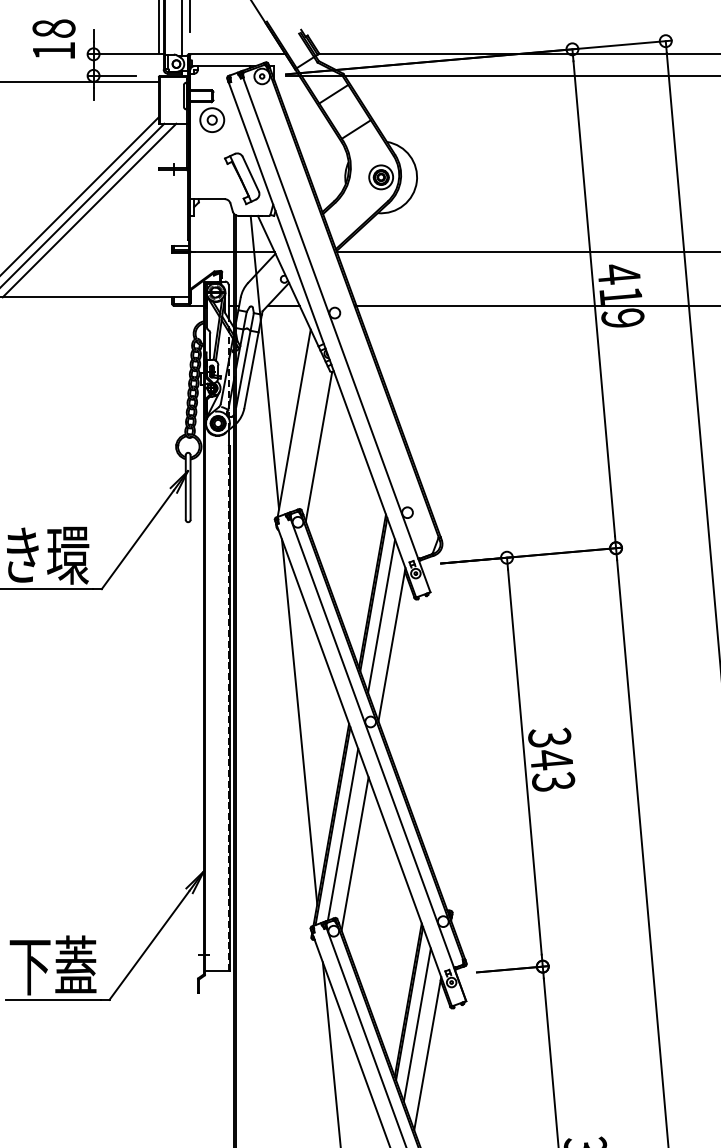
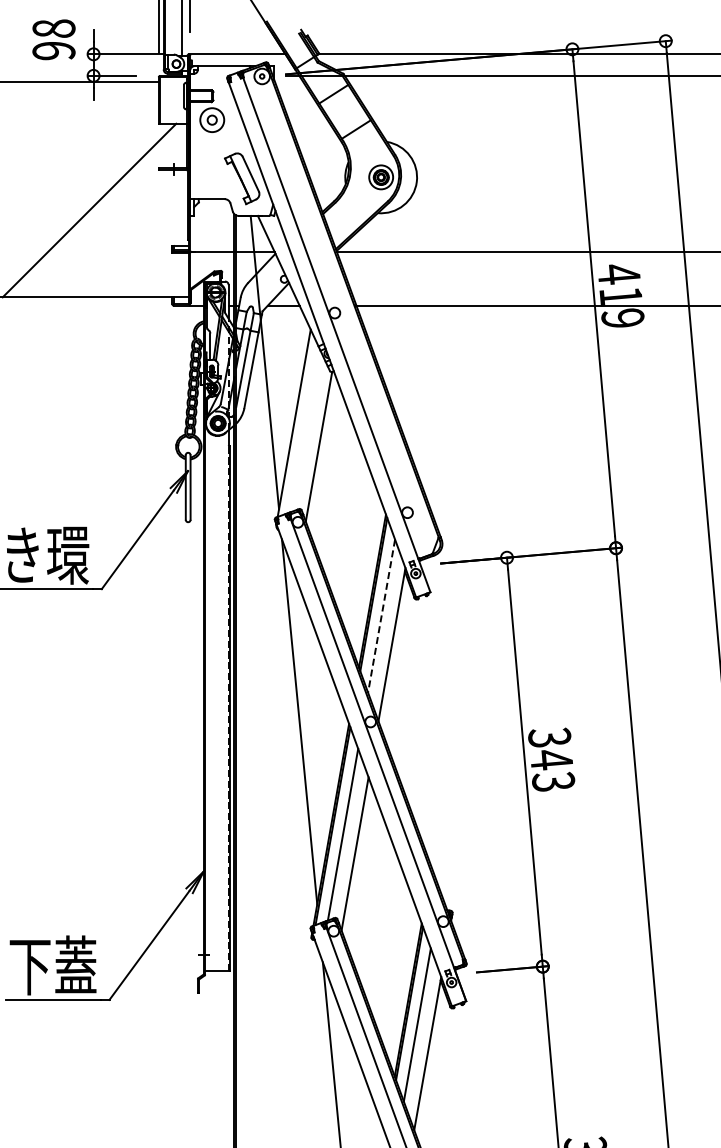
text: 18 -> 98 (53, 51)
line: present -> none (80, 195)
line: present -> none (83, 204)
line: solid -> dashed (381, 616)
